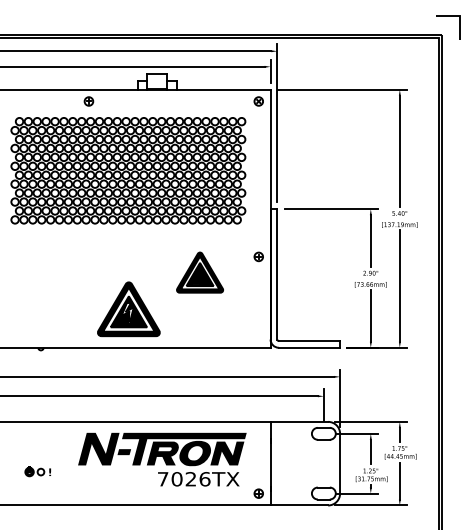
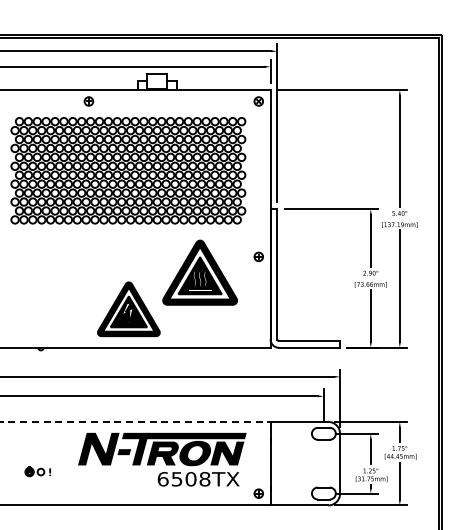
line: present -> none (448, 16)
part size: 48x43 px -> 76x67 px (199, 272)
line: solid -> dashed (135, 421)
text: 7026TX -> 6508TX (183, 479)
